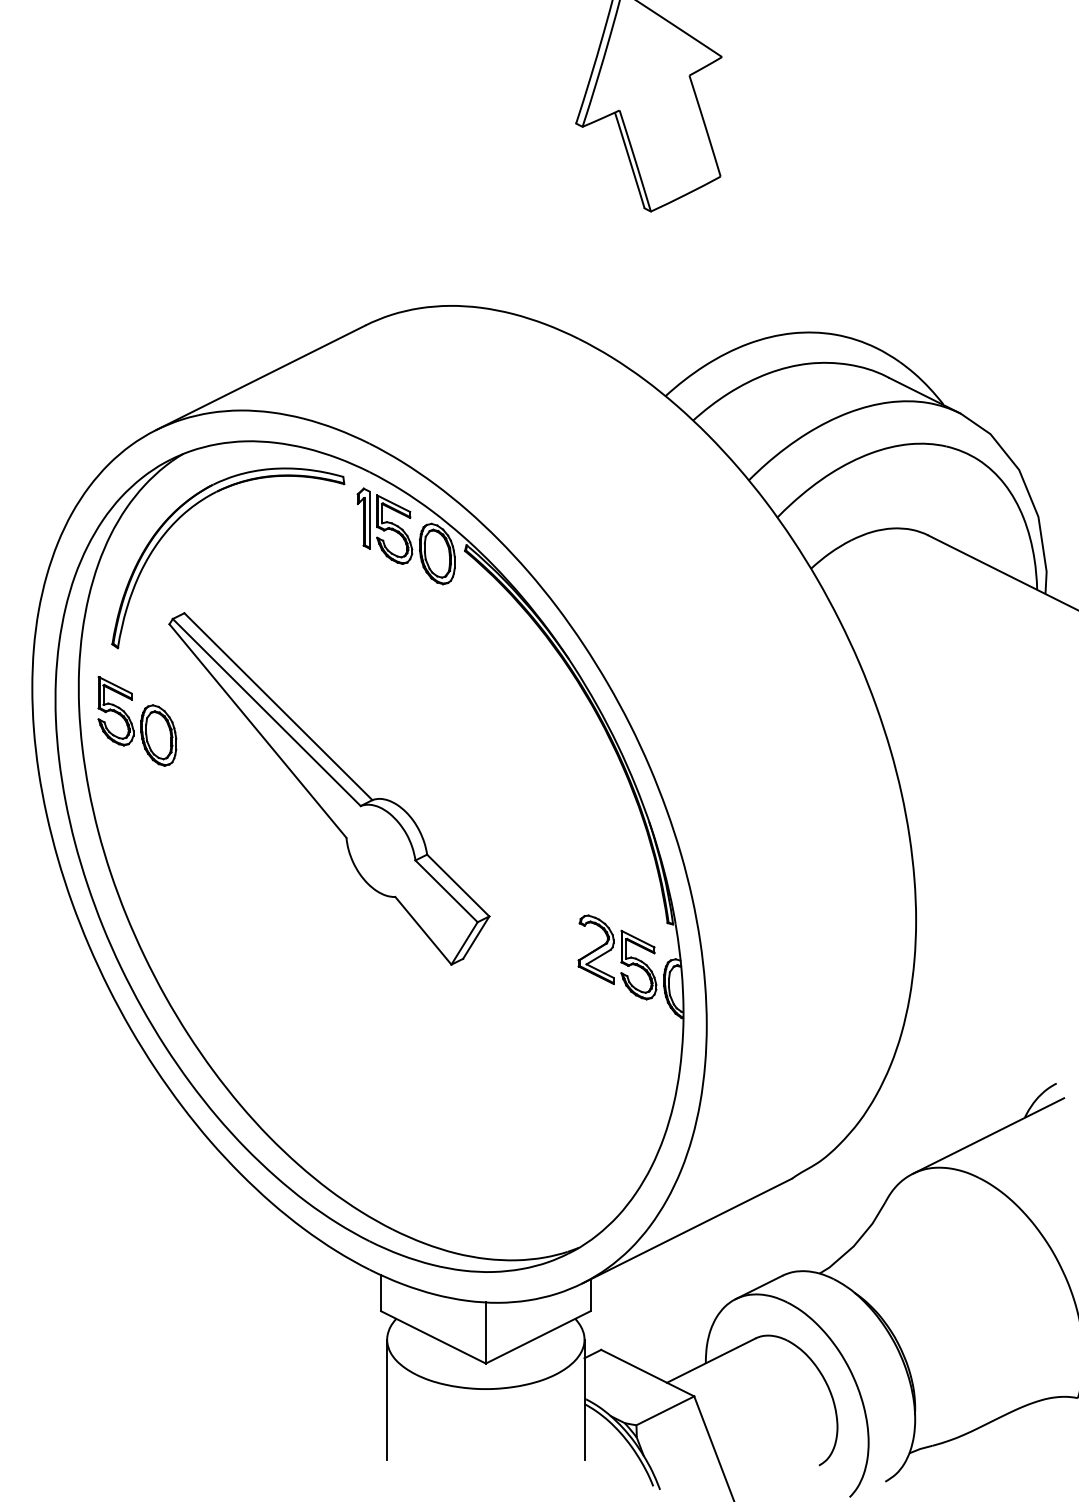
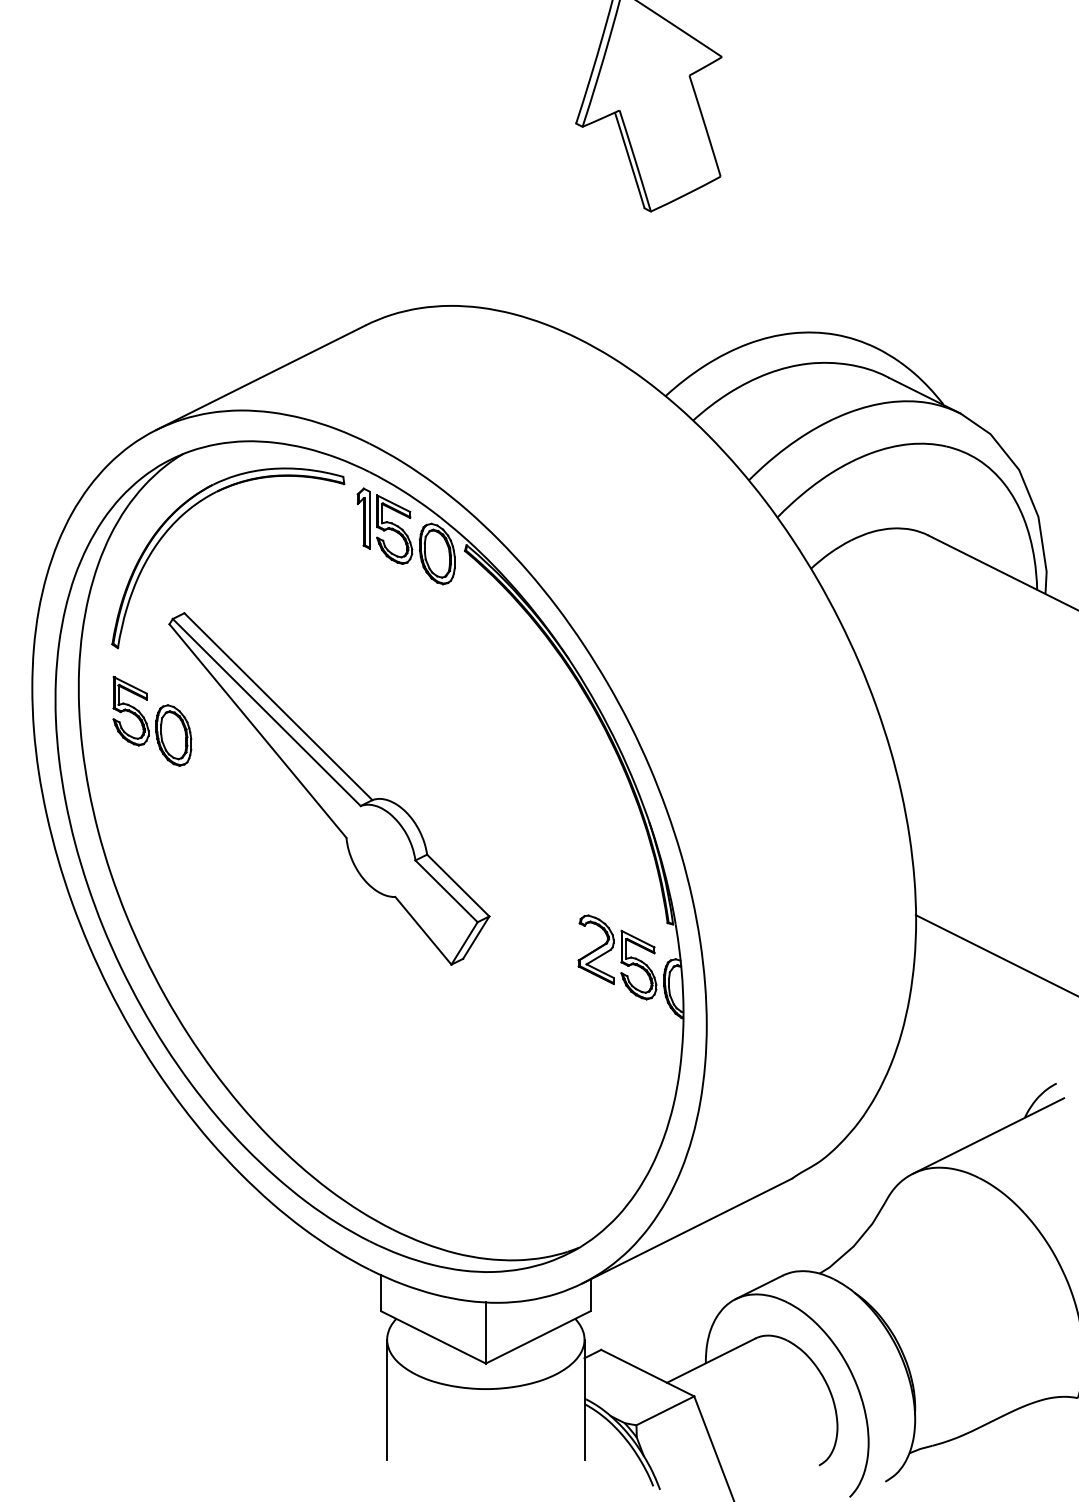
part position: (137, 721) -> (152, 721) (152, 721)
line: none -> present (995, 954)
